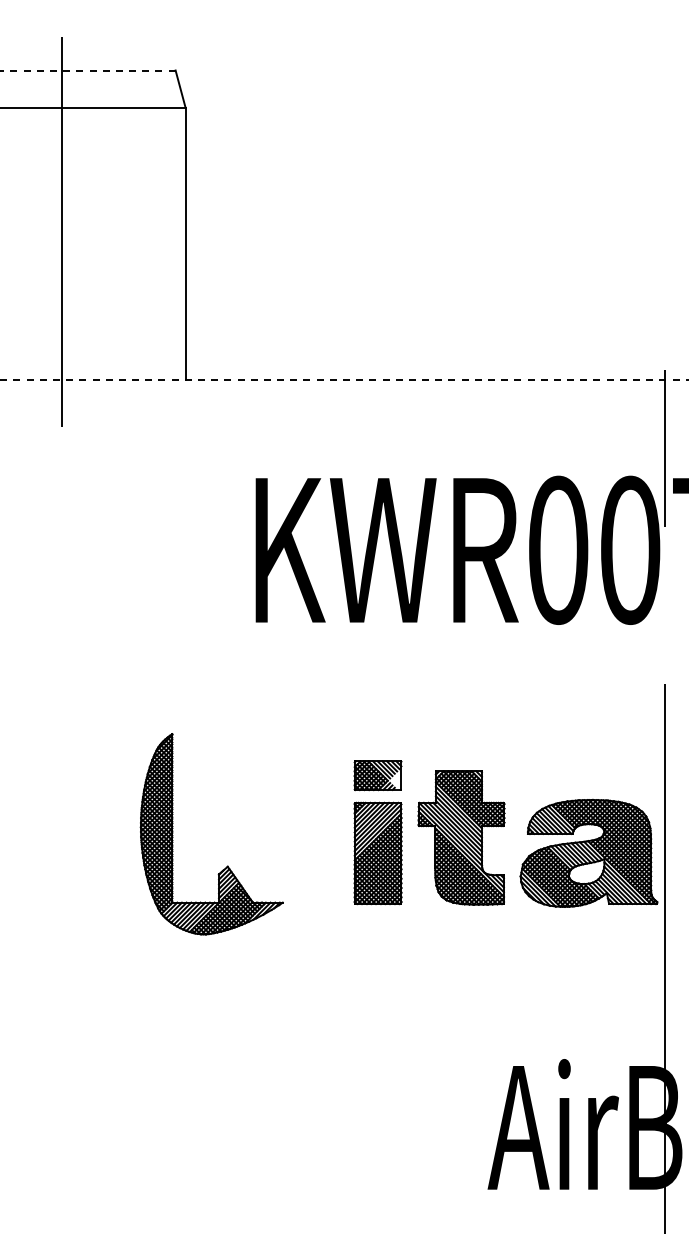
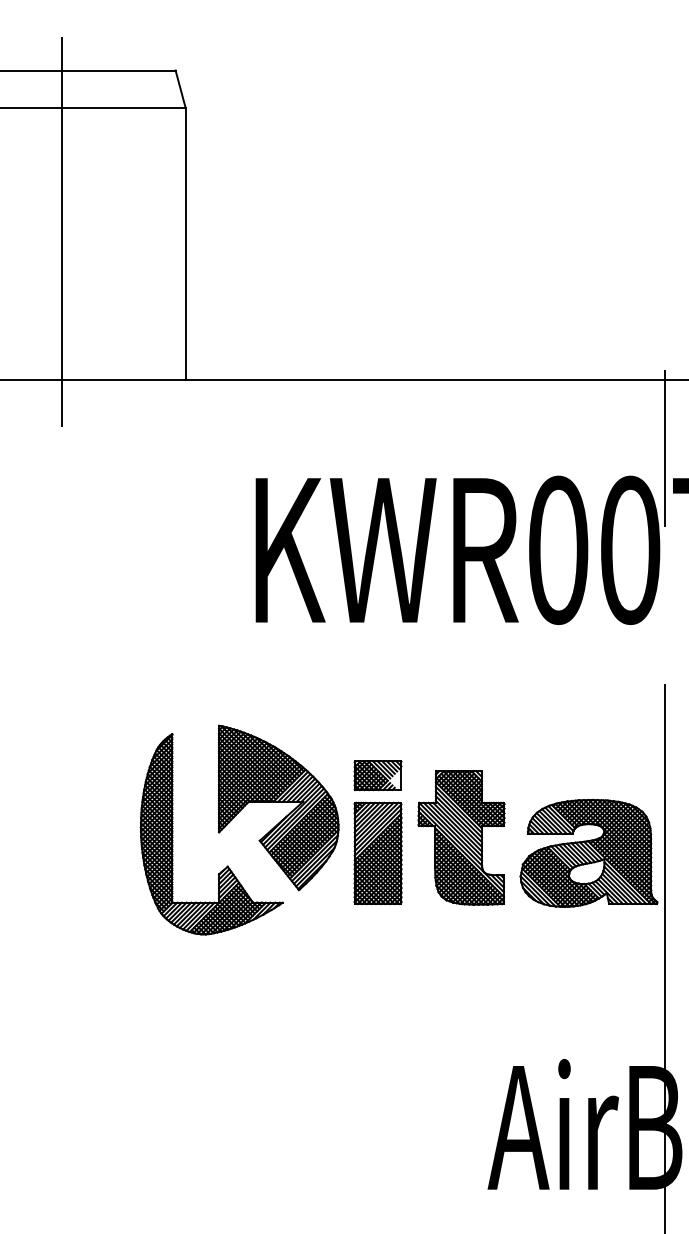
line: dashed -> solid (87, 70)
line: dashed -> solid (344, 379)
part: none -> present (278, 807)
